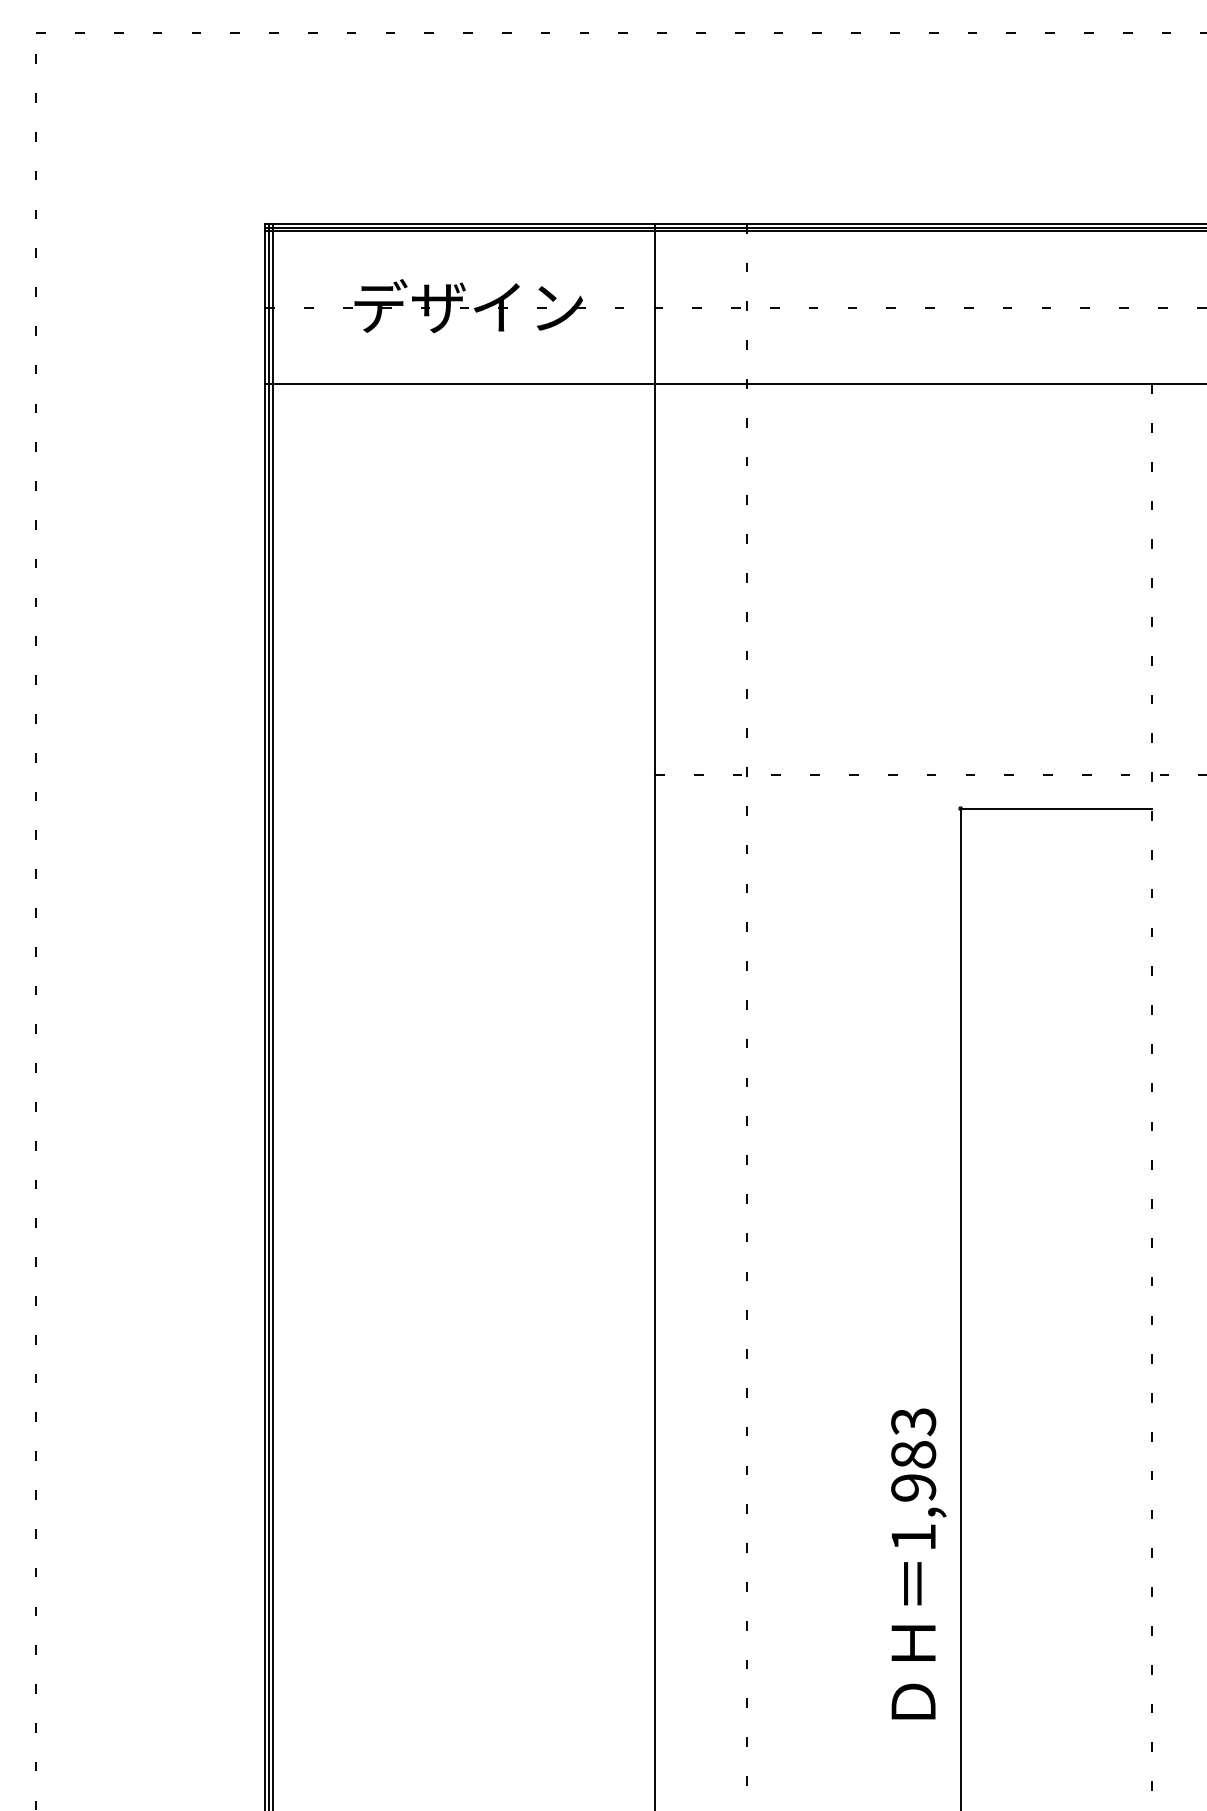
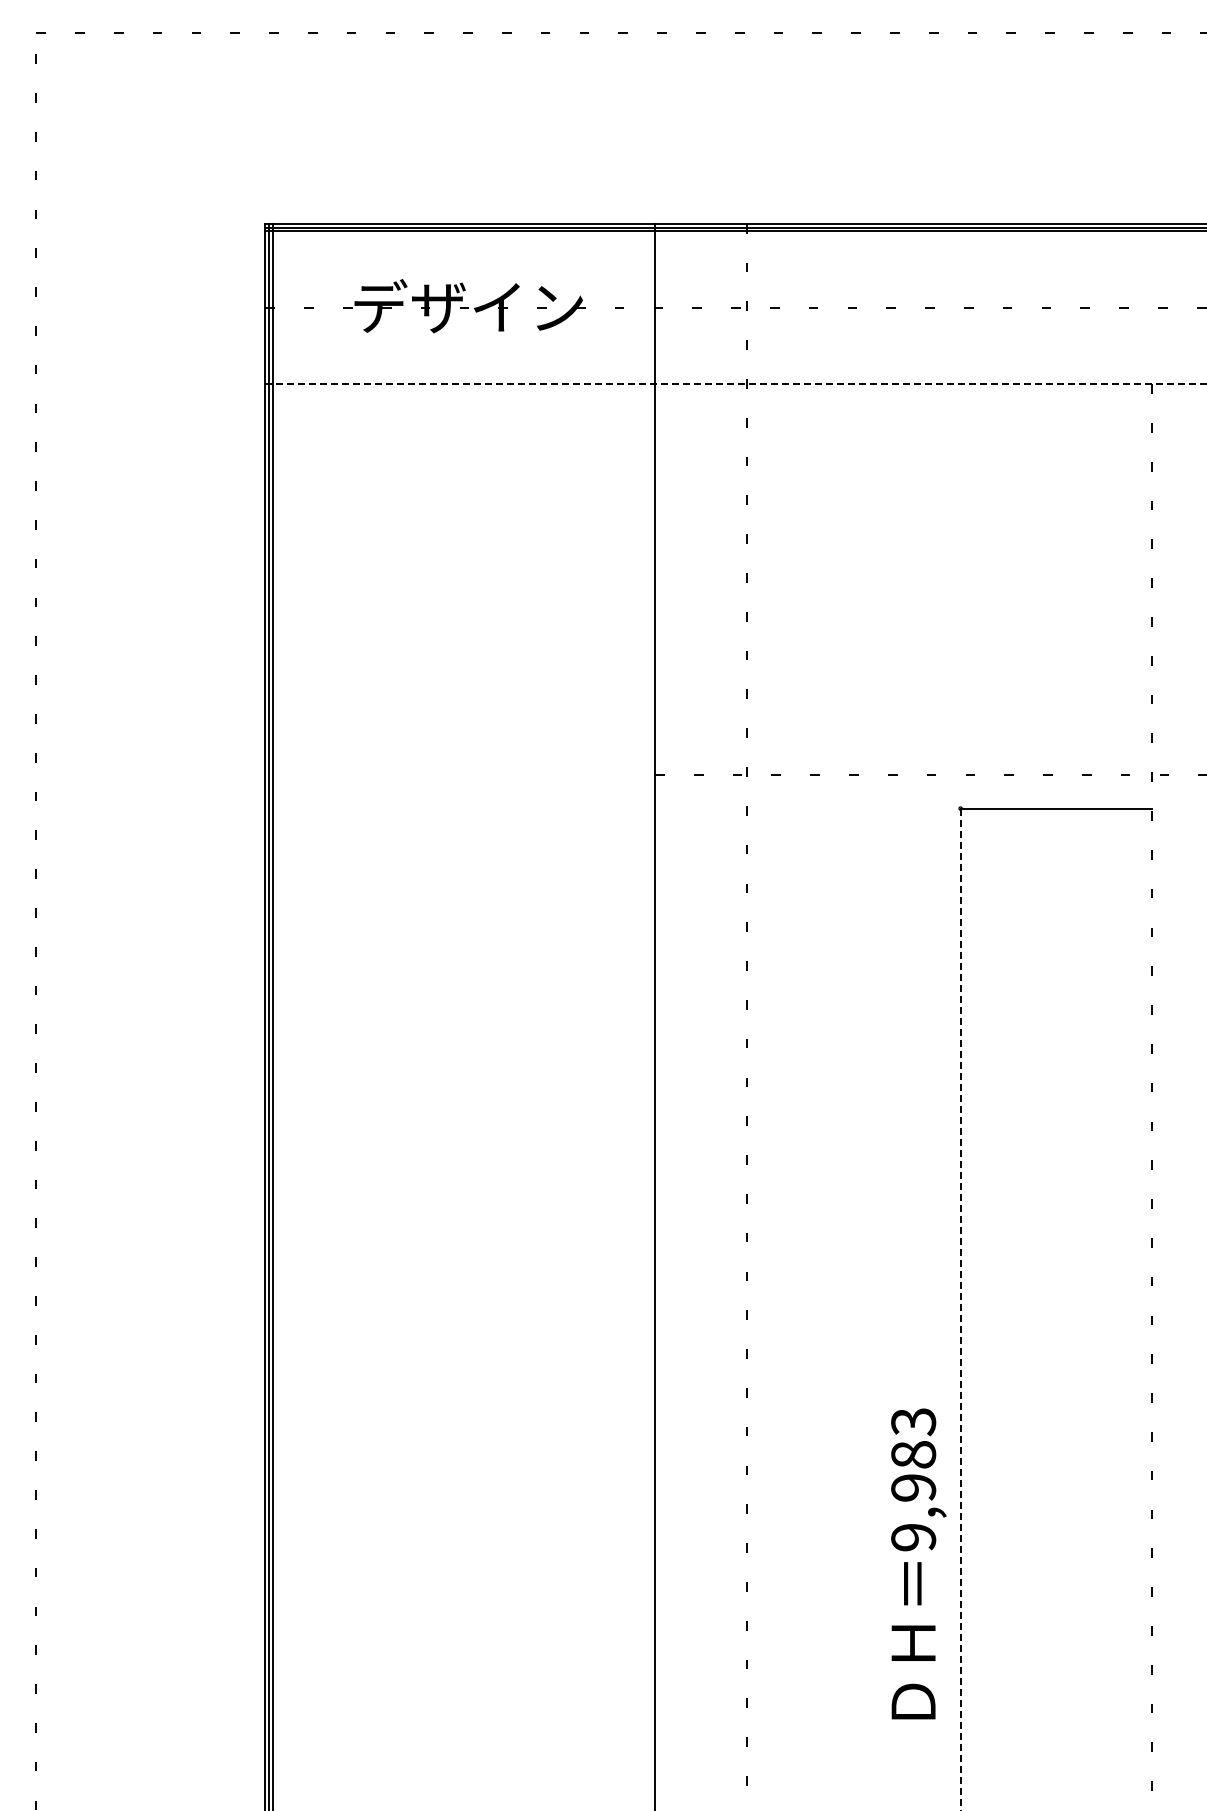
line: solid -> dashed (736, 384)
line: solid -> dashed (960, 1309)
text: 1,983 -> 9,983 (913, 1537)
